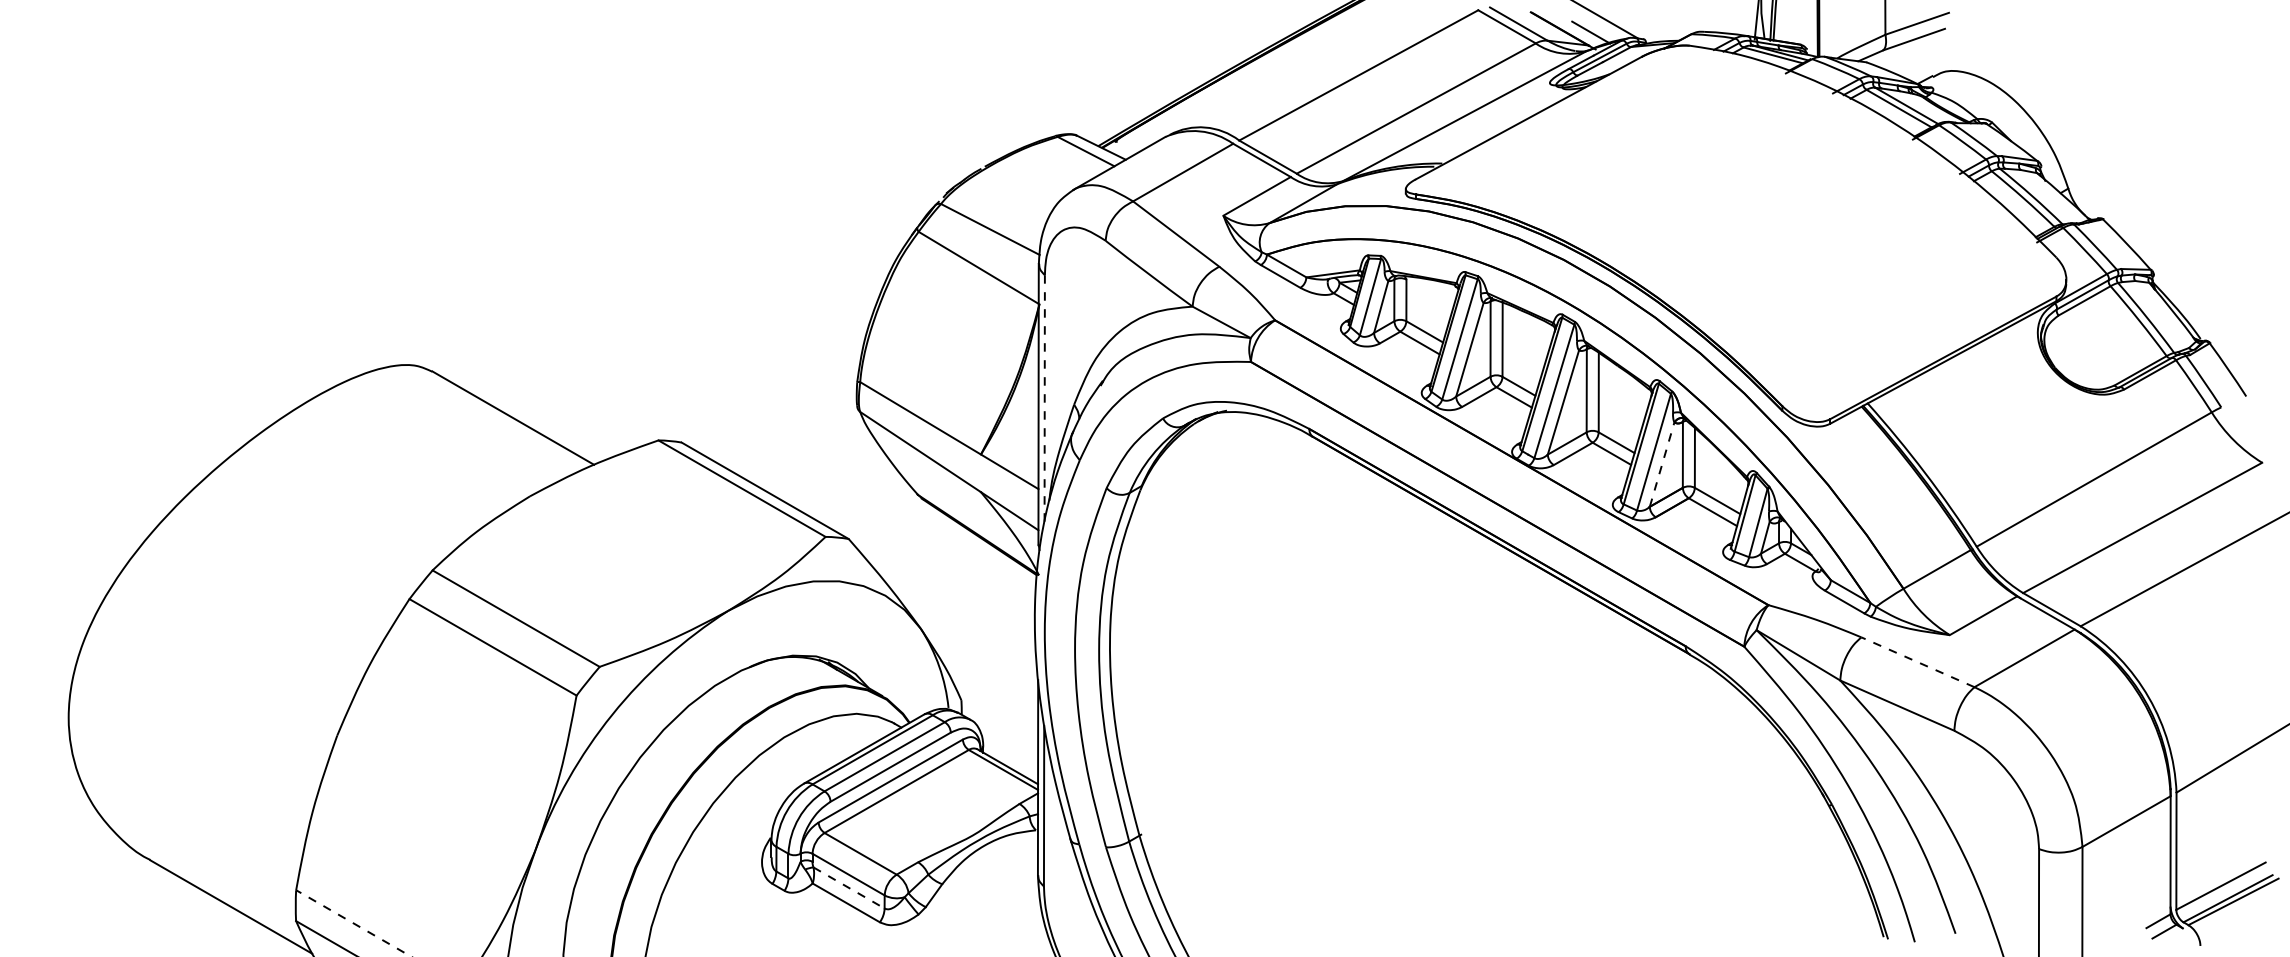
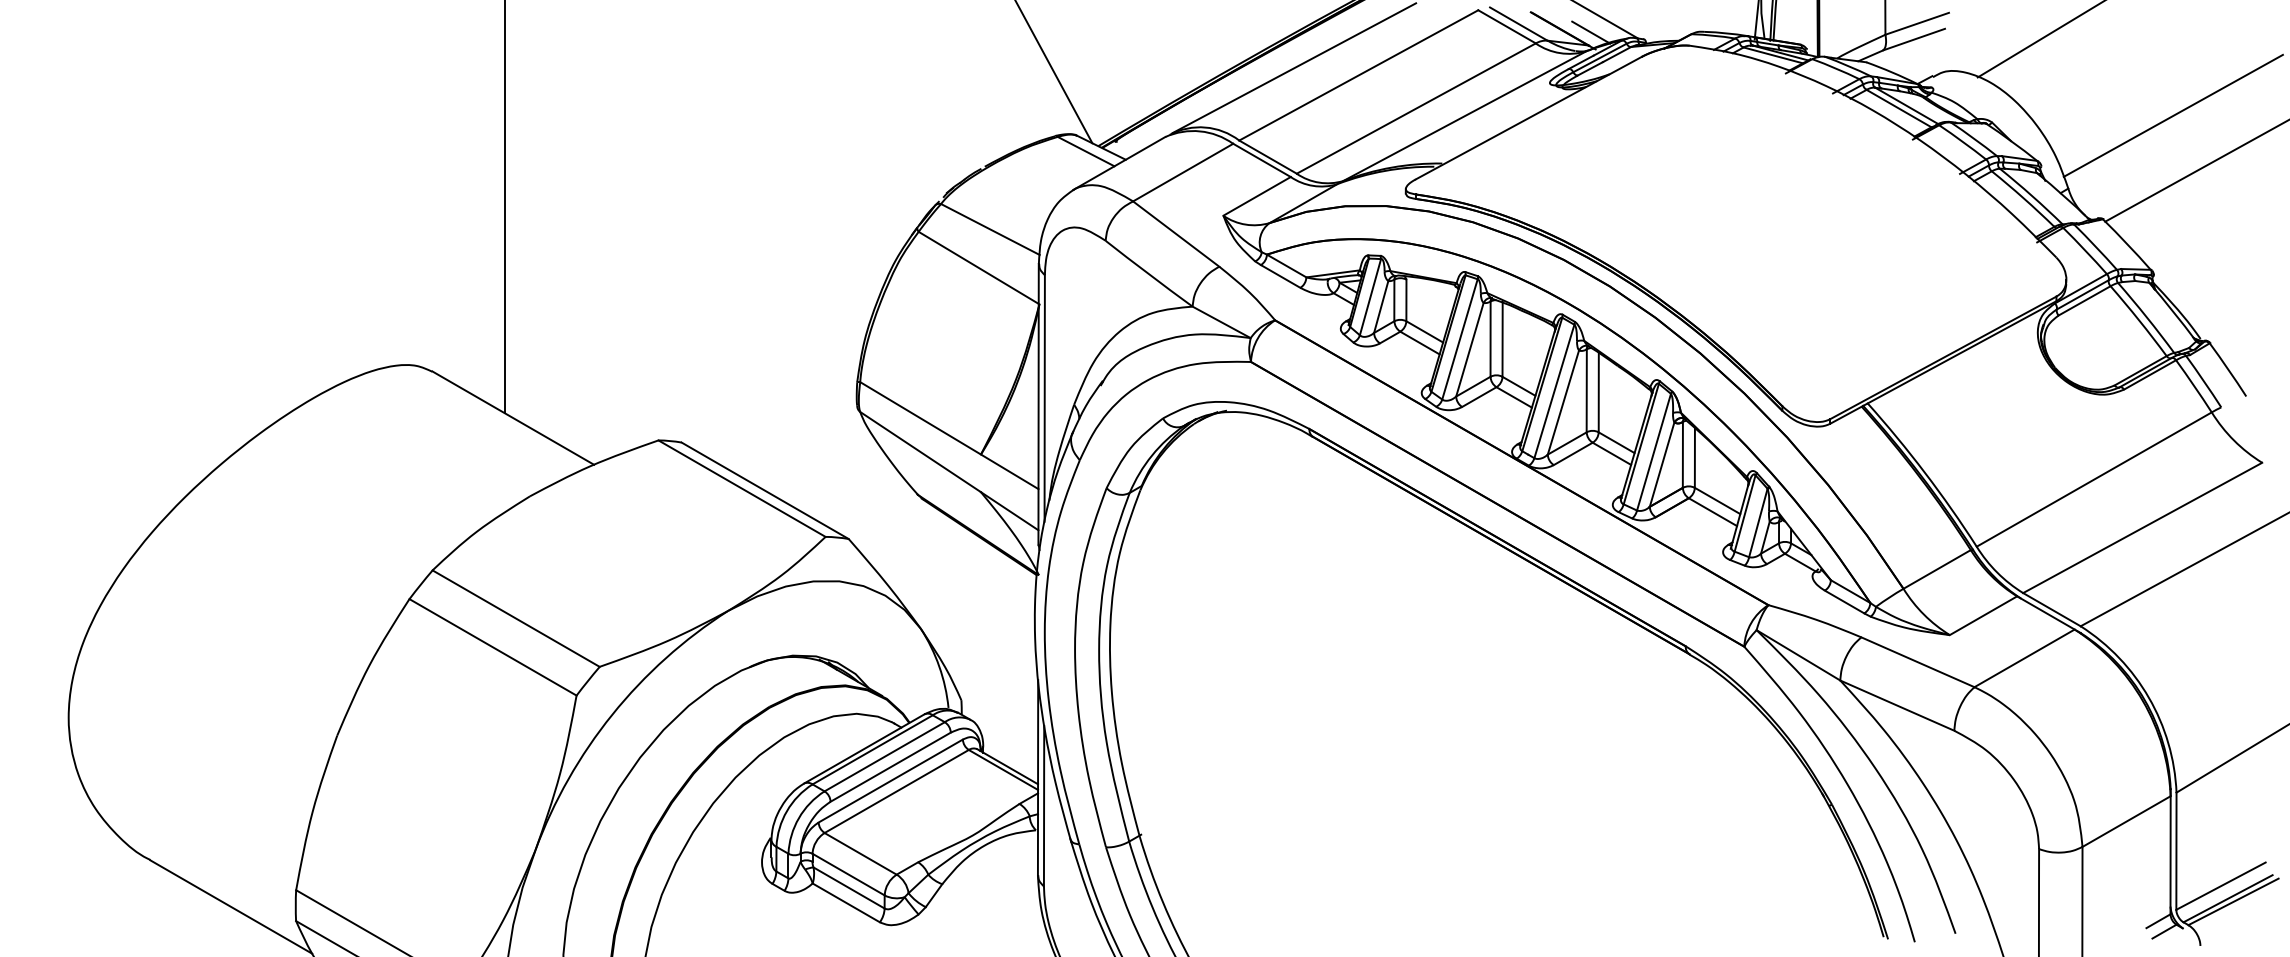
line: none -> present (2039, 39)
line: none -> present (1294, 68)
line: none -> present (1054, 72)
line: none -> present (2172, 115)
line: none -> present (2195, 171)
line: none -> present (505, 207)
line: dashed -> solid (1044, 398)
line: dashed -> solid (1662, 464)
line: dashed -> solid (1917, 662)
line: dashed -> solid (849, 888)
line: dashed -> solid (353, 923)
